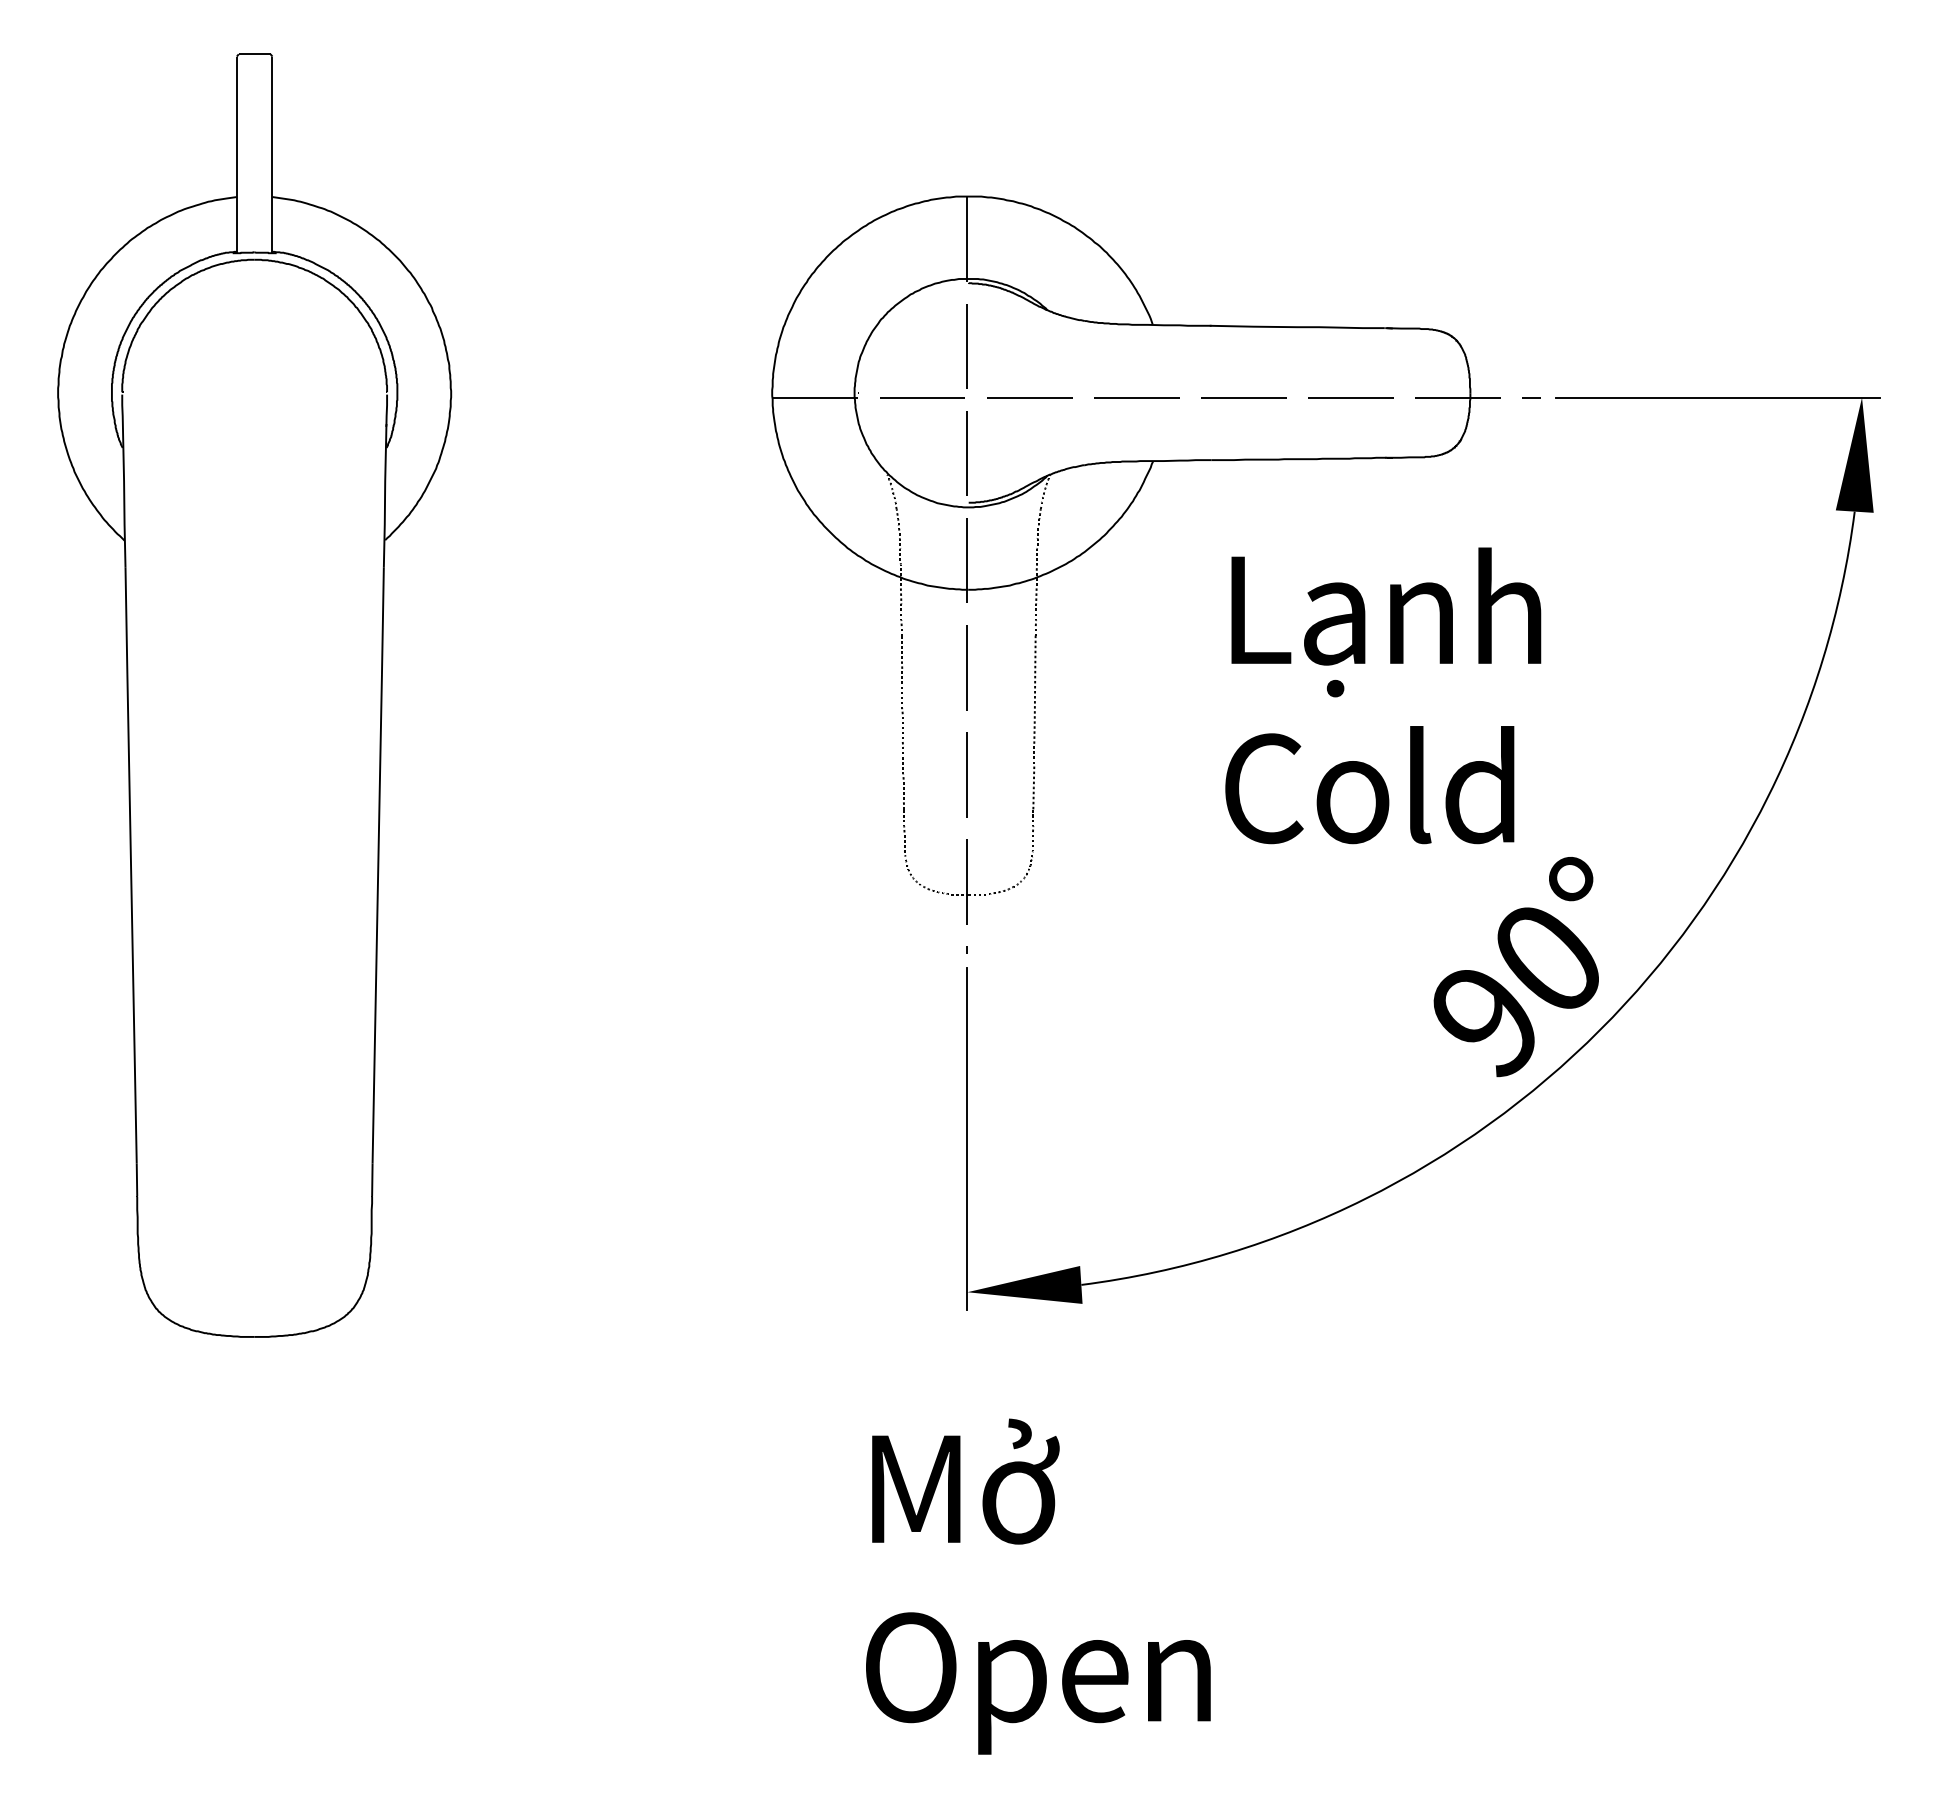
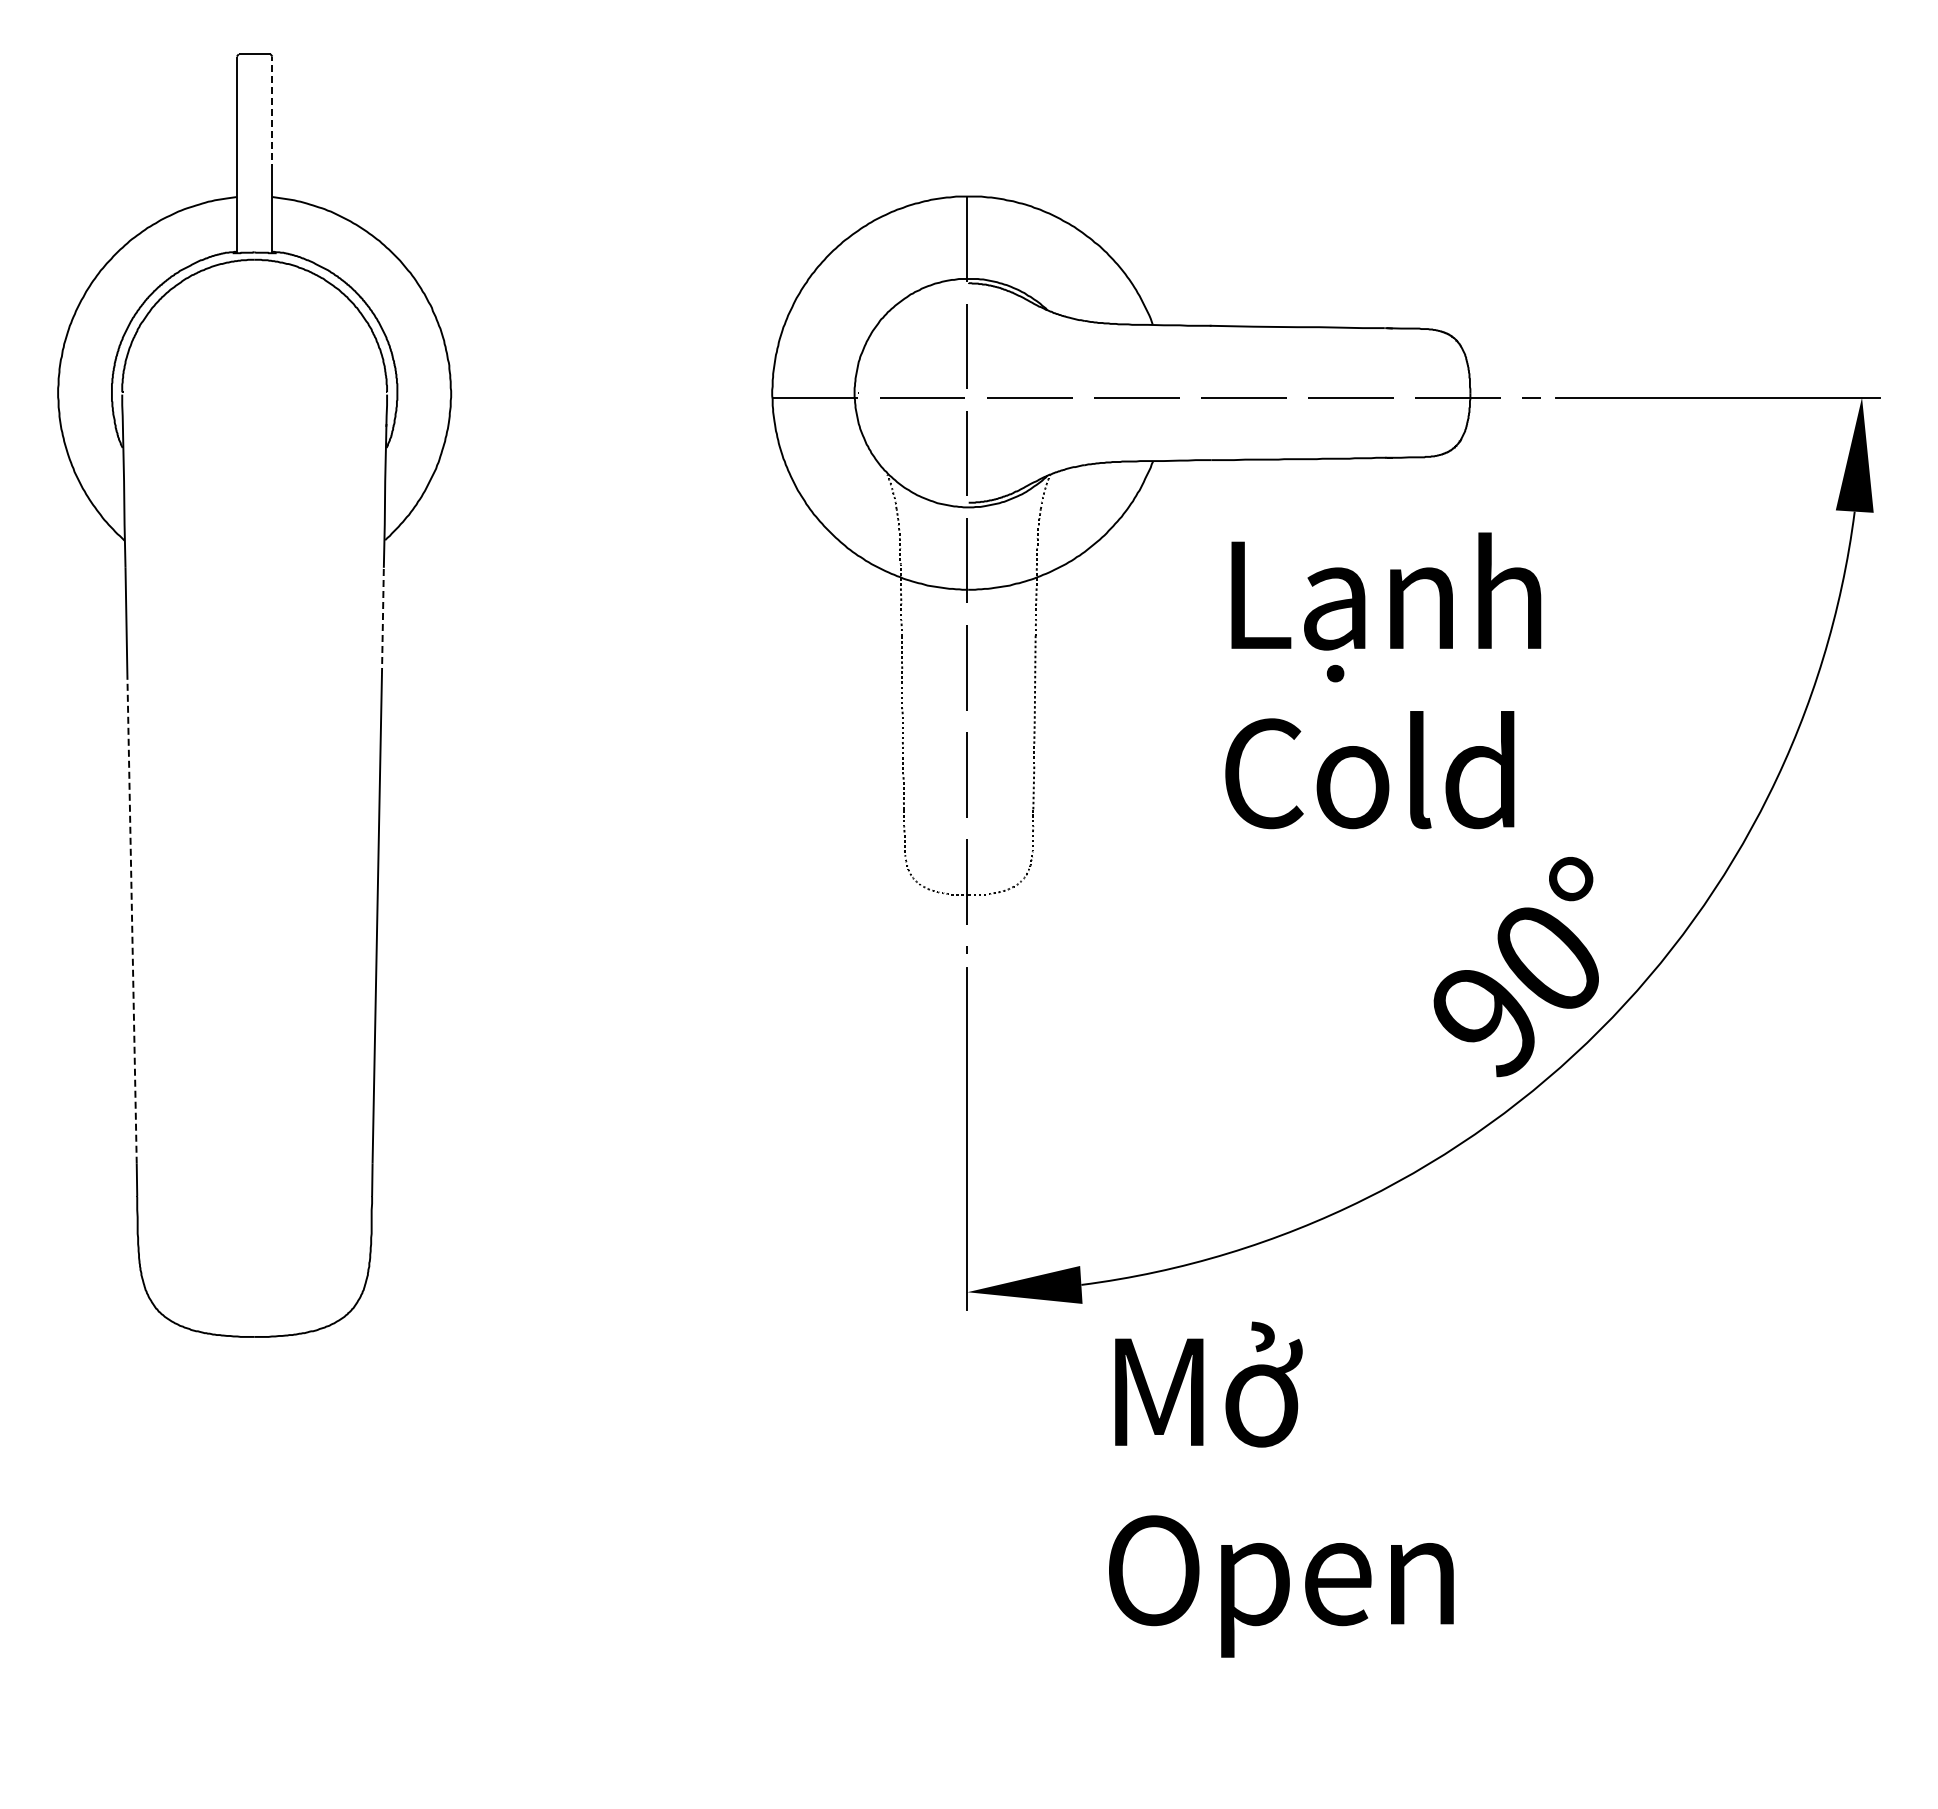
line: solid -> dashed (272, 113)
line: solid -> dashed (382, 621)
text position: (1383, 695) -> (1383, 680) (1383, 680)
line: solid -> dashed (132, 918)
text position: (1038, 1586) -> (1281, 1489) (1281, 1489)
